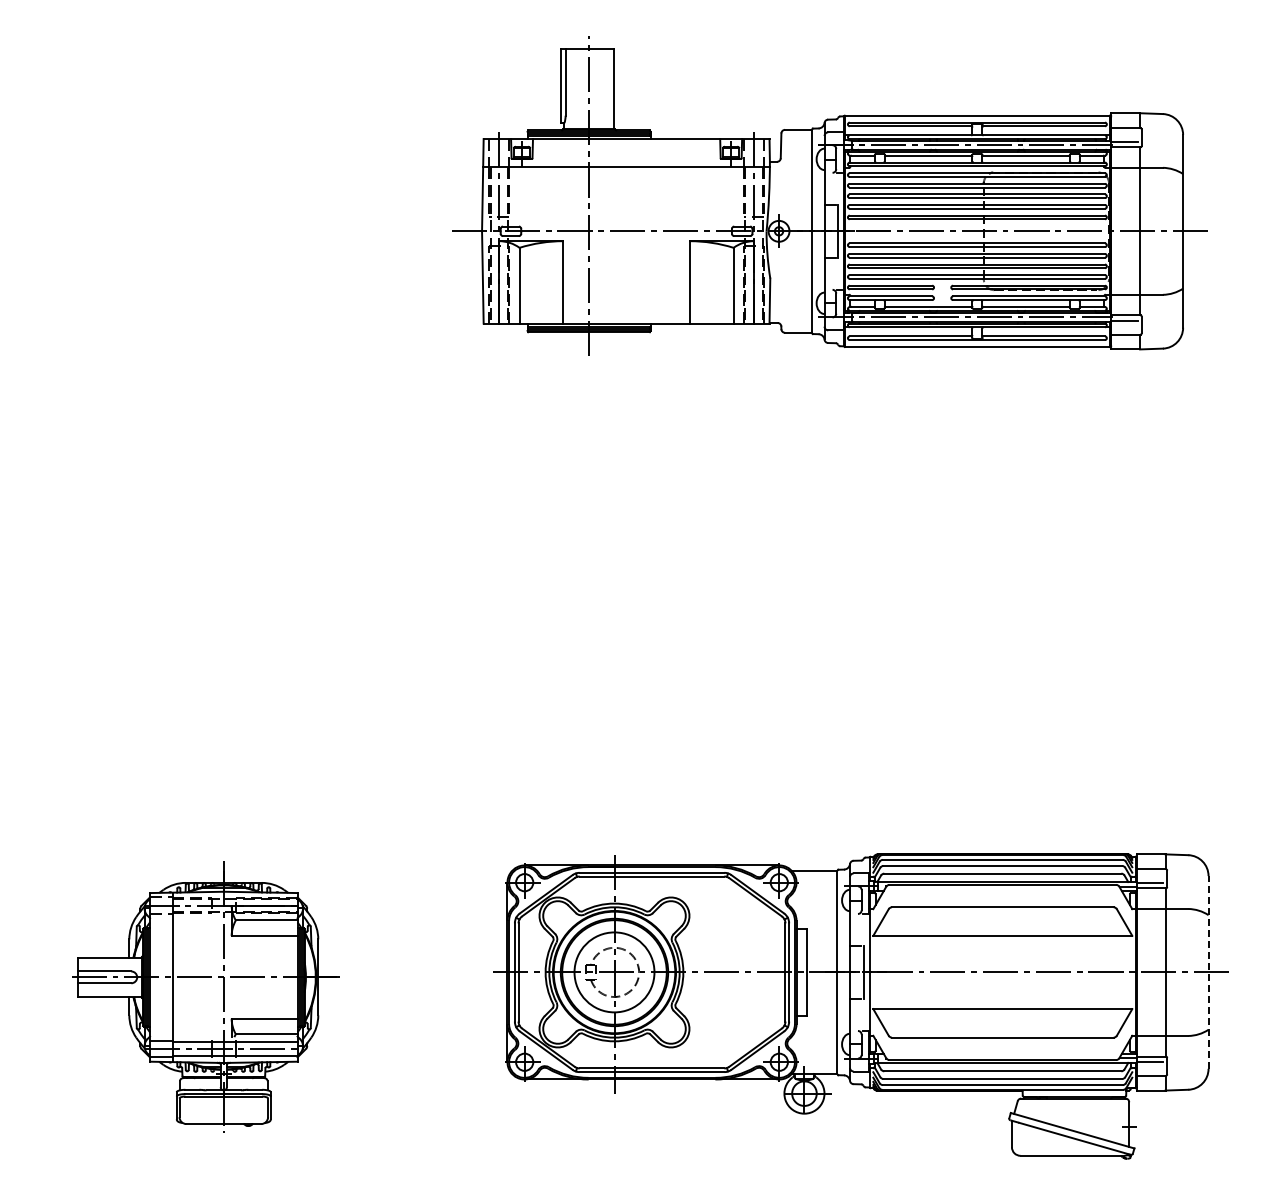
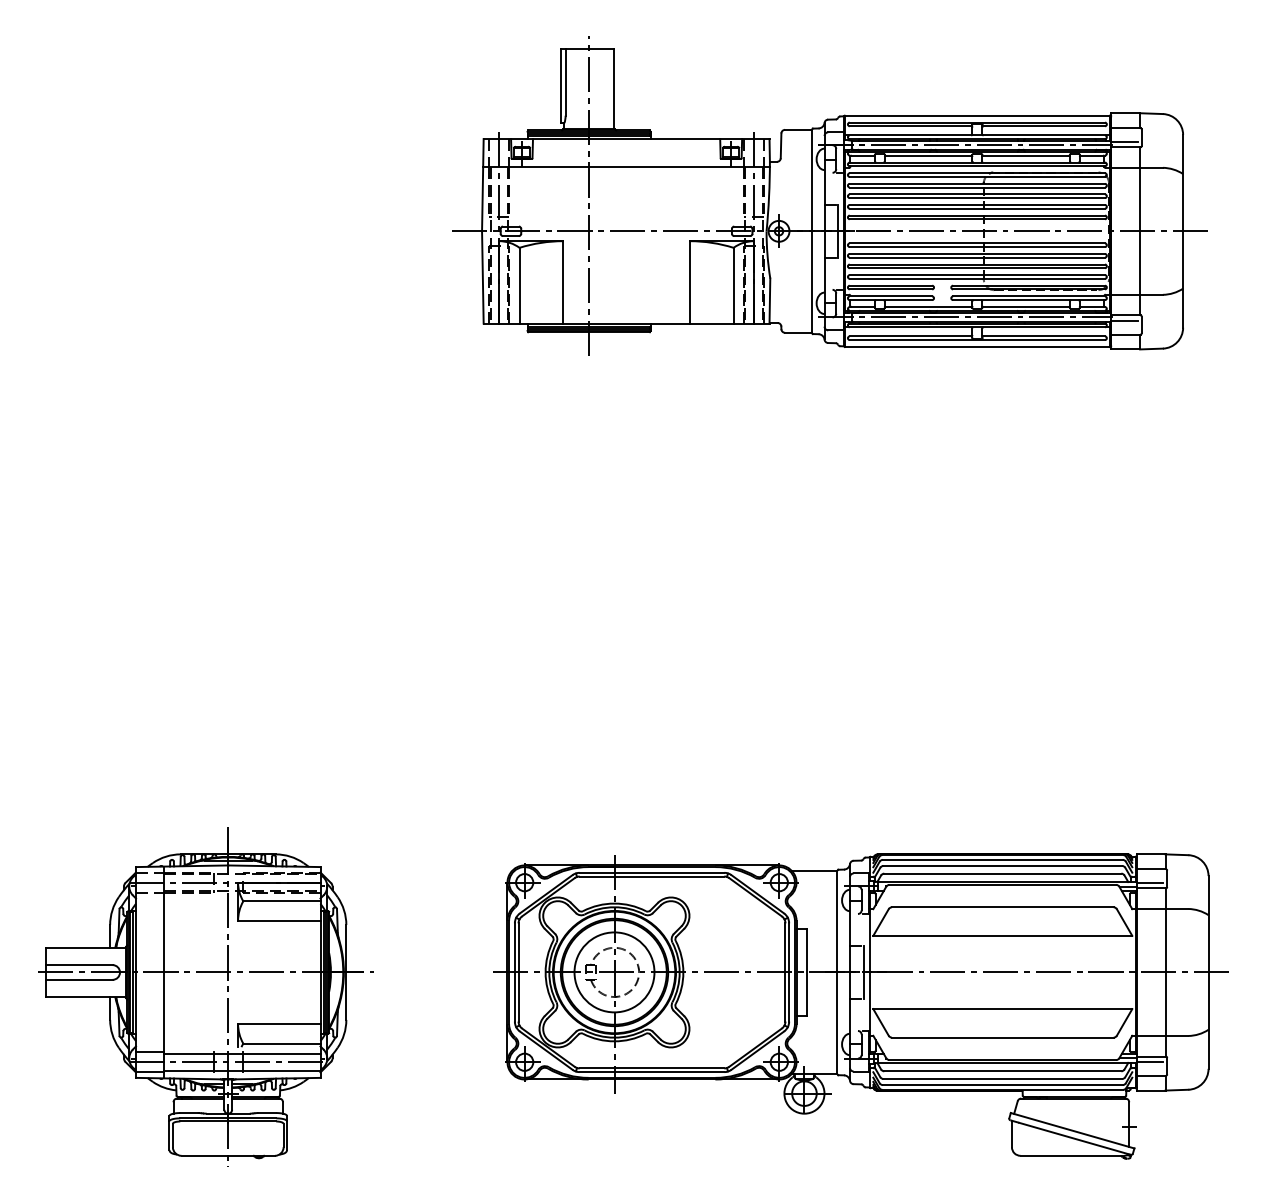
line: dashed -> solid (1208, 971)
part size: 268x272 px -> 336x340 px (205, 996)
